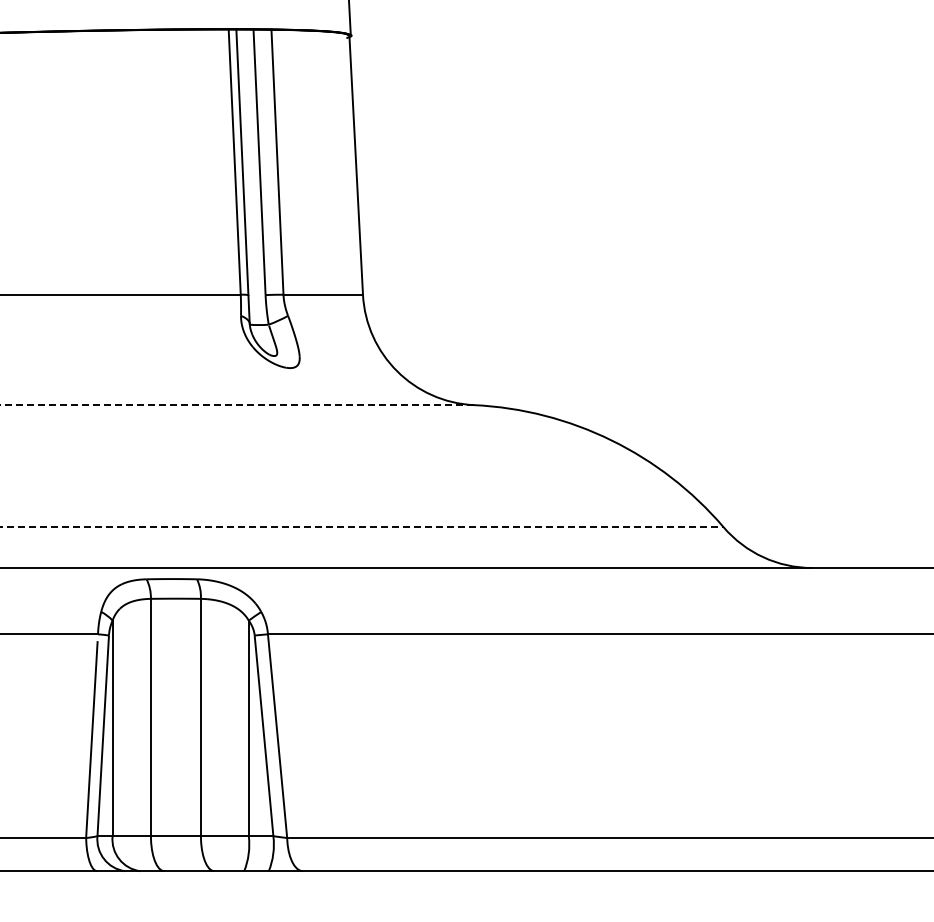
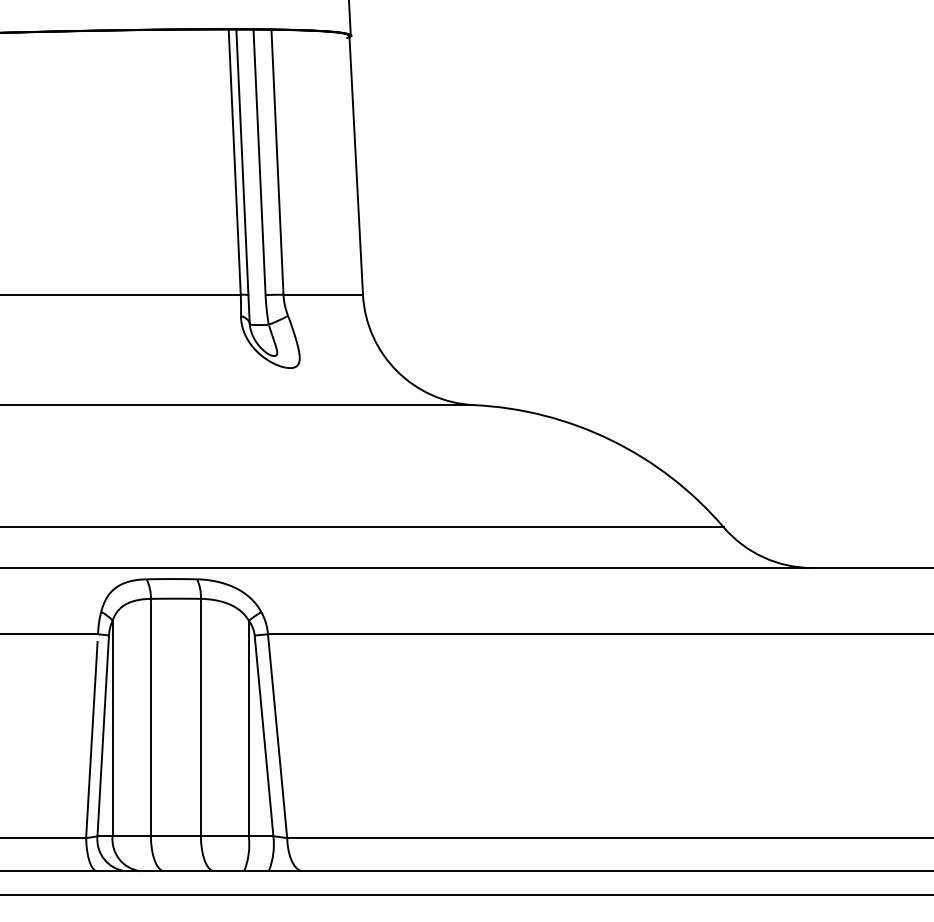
line: dashed -> solid (237, 405)
line: dashed -> solid (362, 527)
line: none -> present (466, 894)
